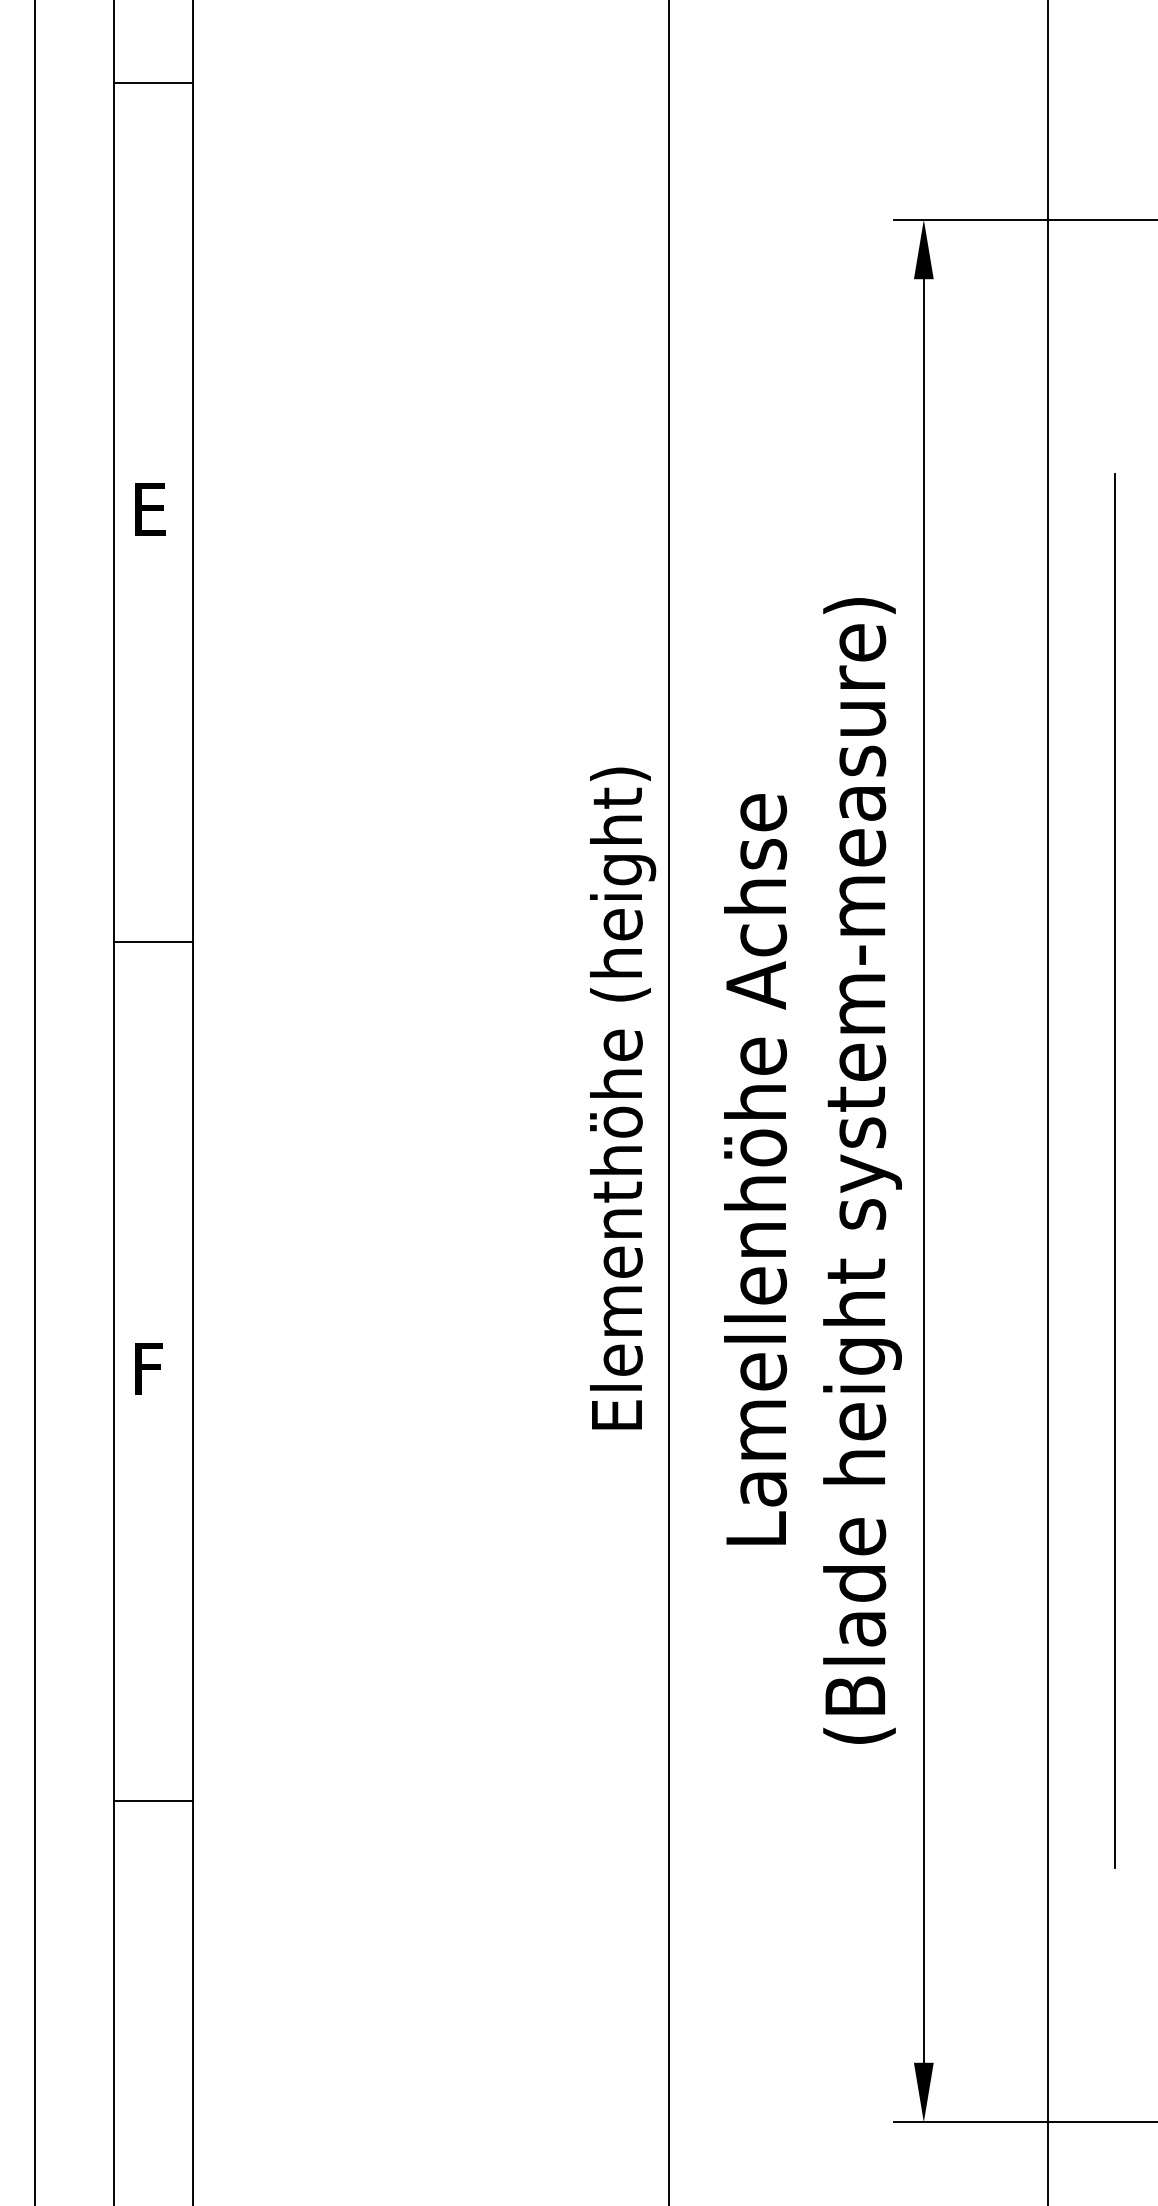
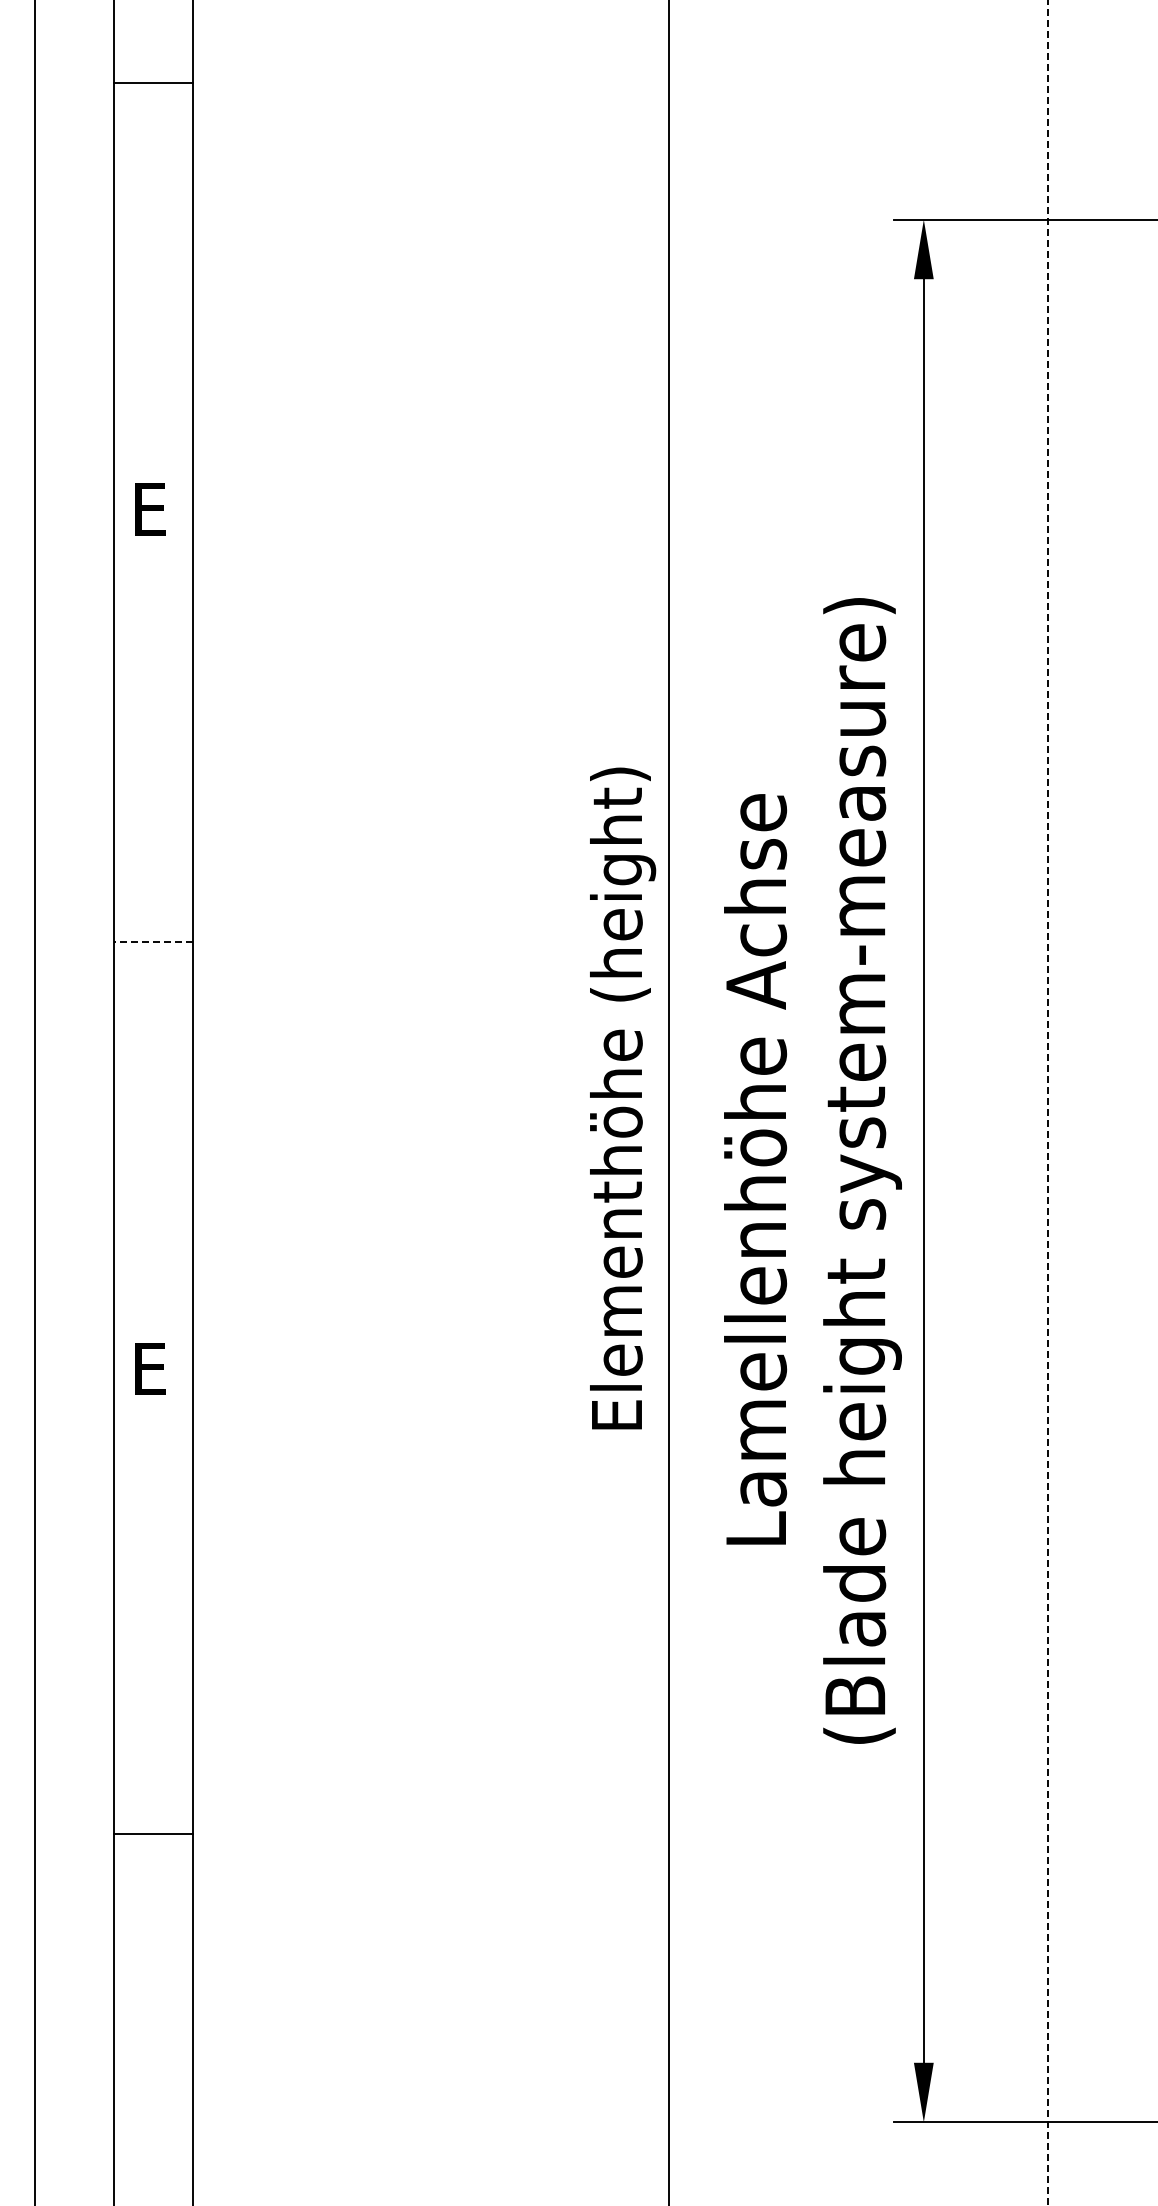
line: solid -> dashed (153, 941)
line: solid -> dashed (1048, 1103)
line: present -> none (1114, 1170)
text: F -> E (153, 1368)
line position: (153, 1801) -> (153, 1834) (153, 1834)
